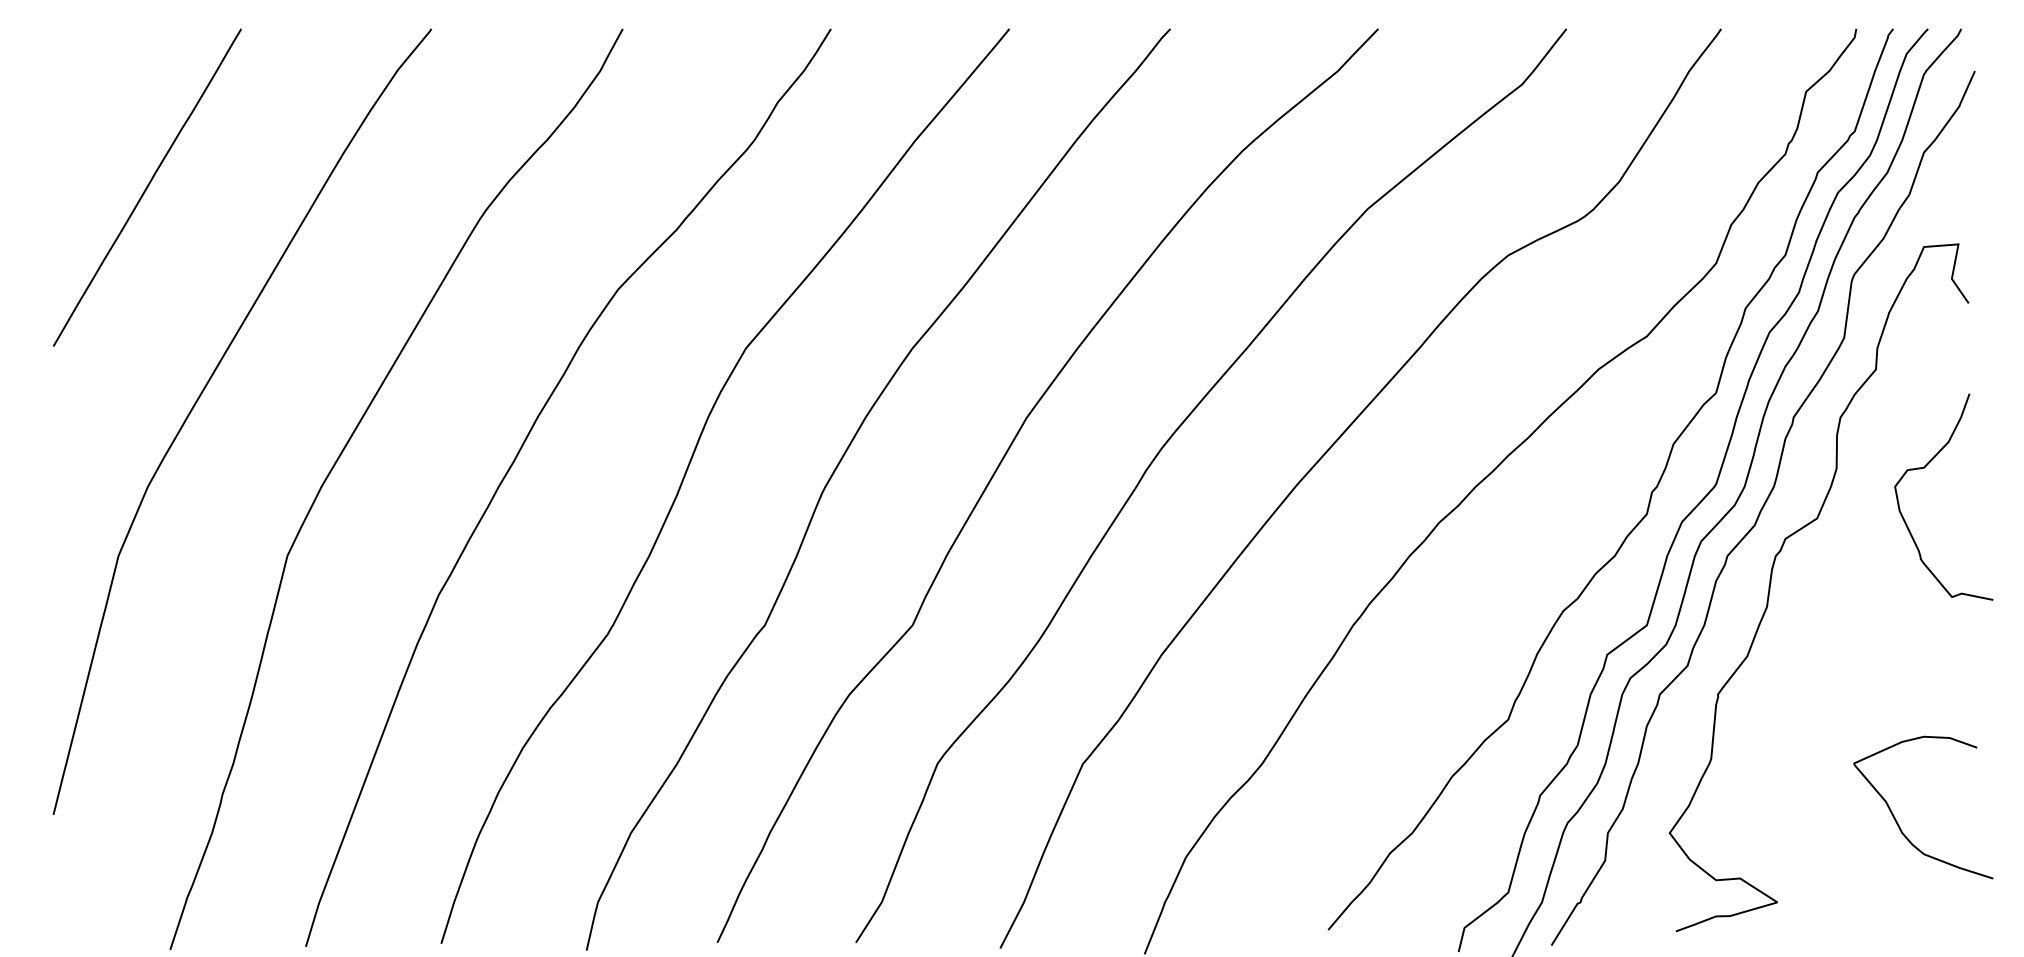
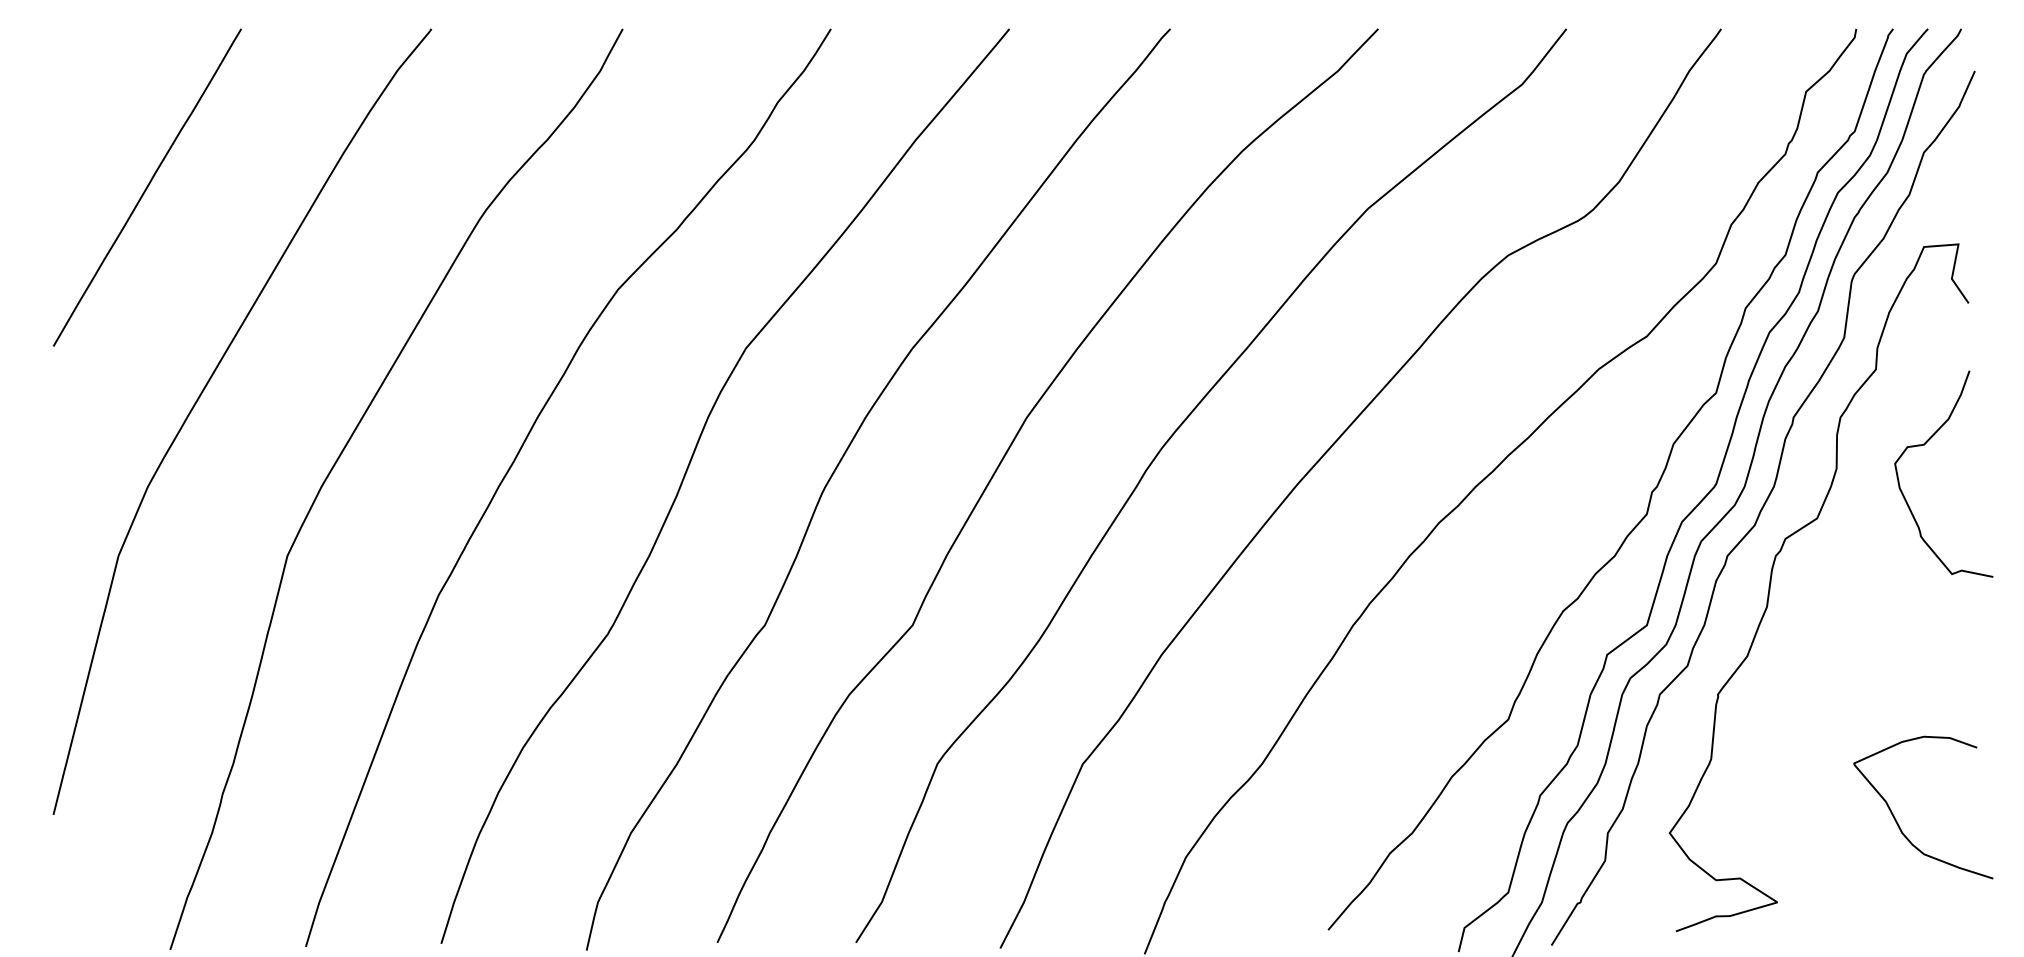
curve position: (1924, 468) -> (1924, 445) (1924, 445)
